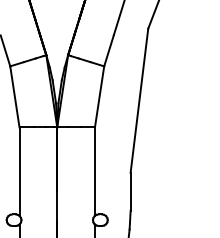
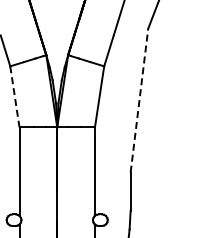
line: solid -> dashed (14, 96)
line: solid -> dashed (139, 100)
